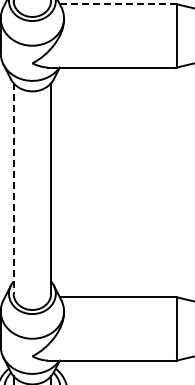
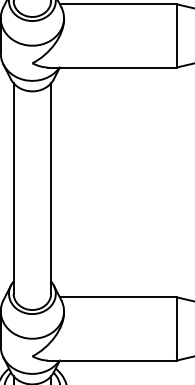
line: dashed -> solid (118, 4)
line: dashed -> solid (13, 189)
